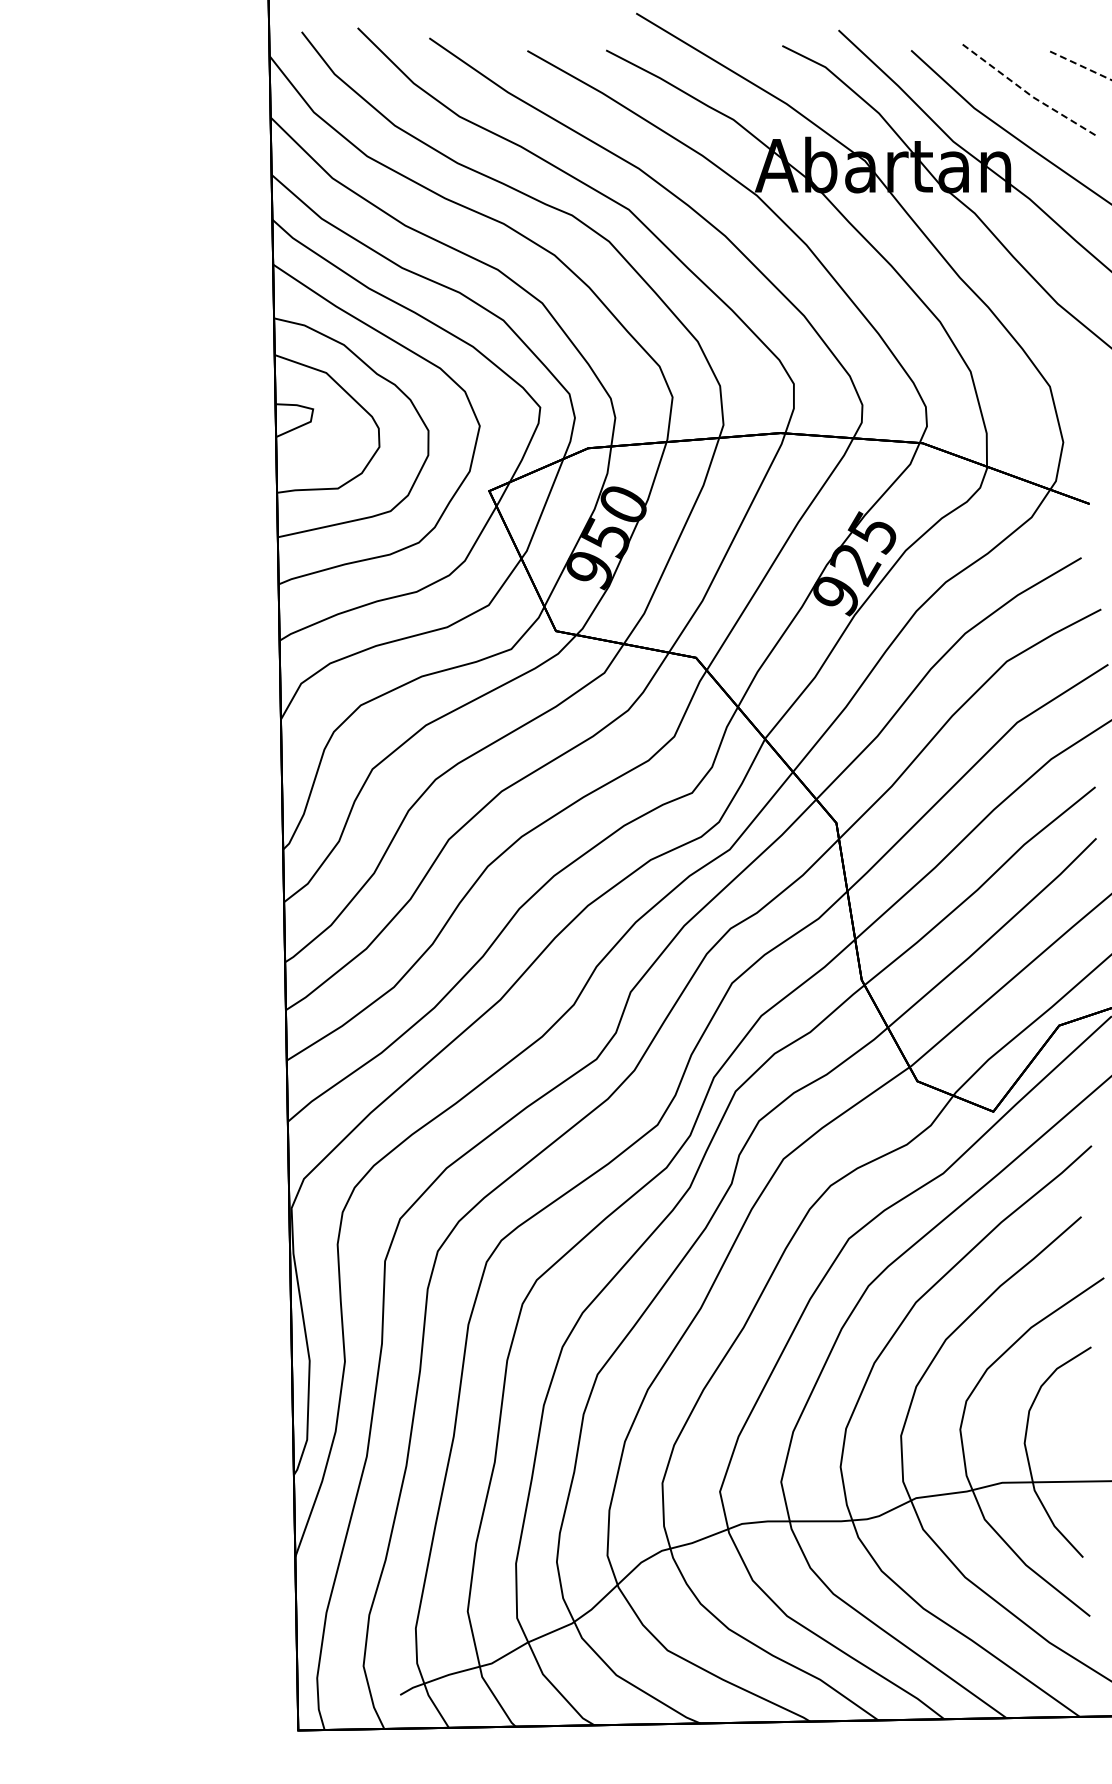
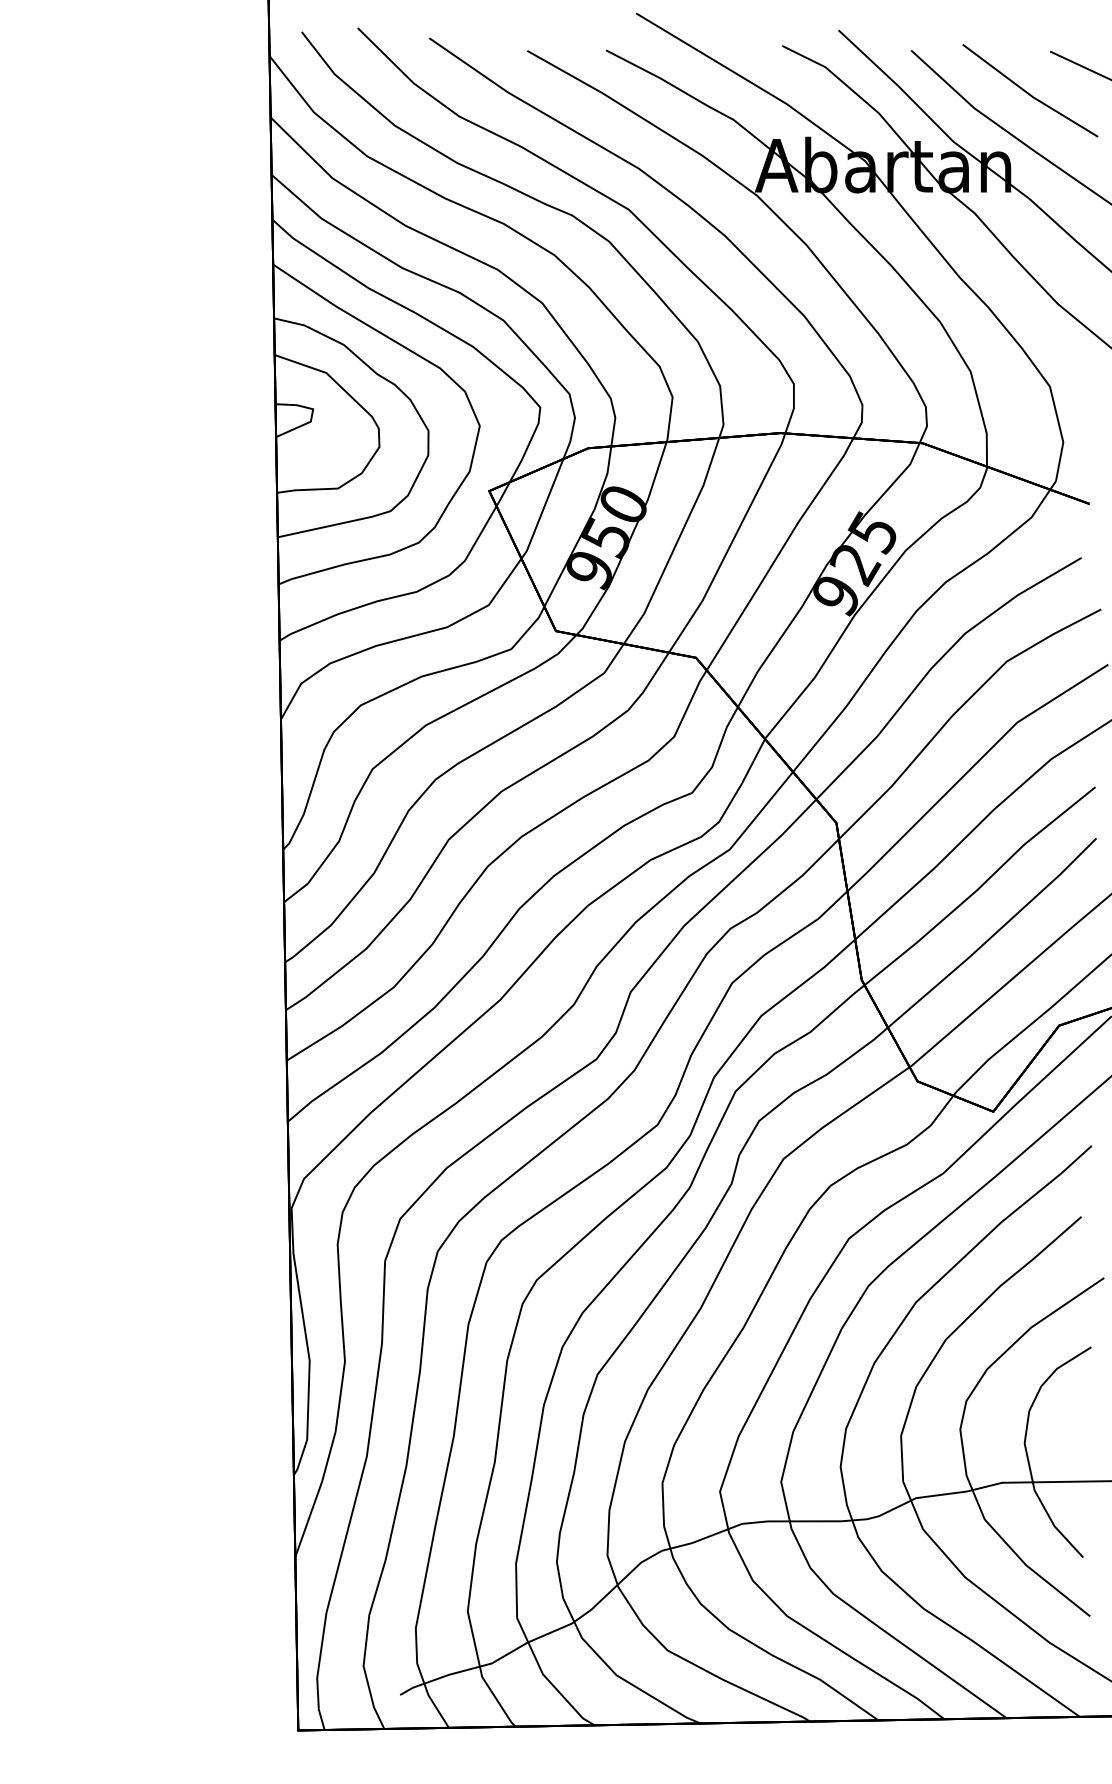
line: dashed -> solid (1080, 65)
line: dashed -> solid (1028, 93)
